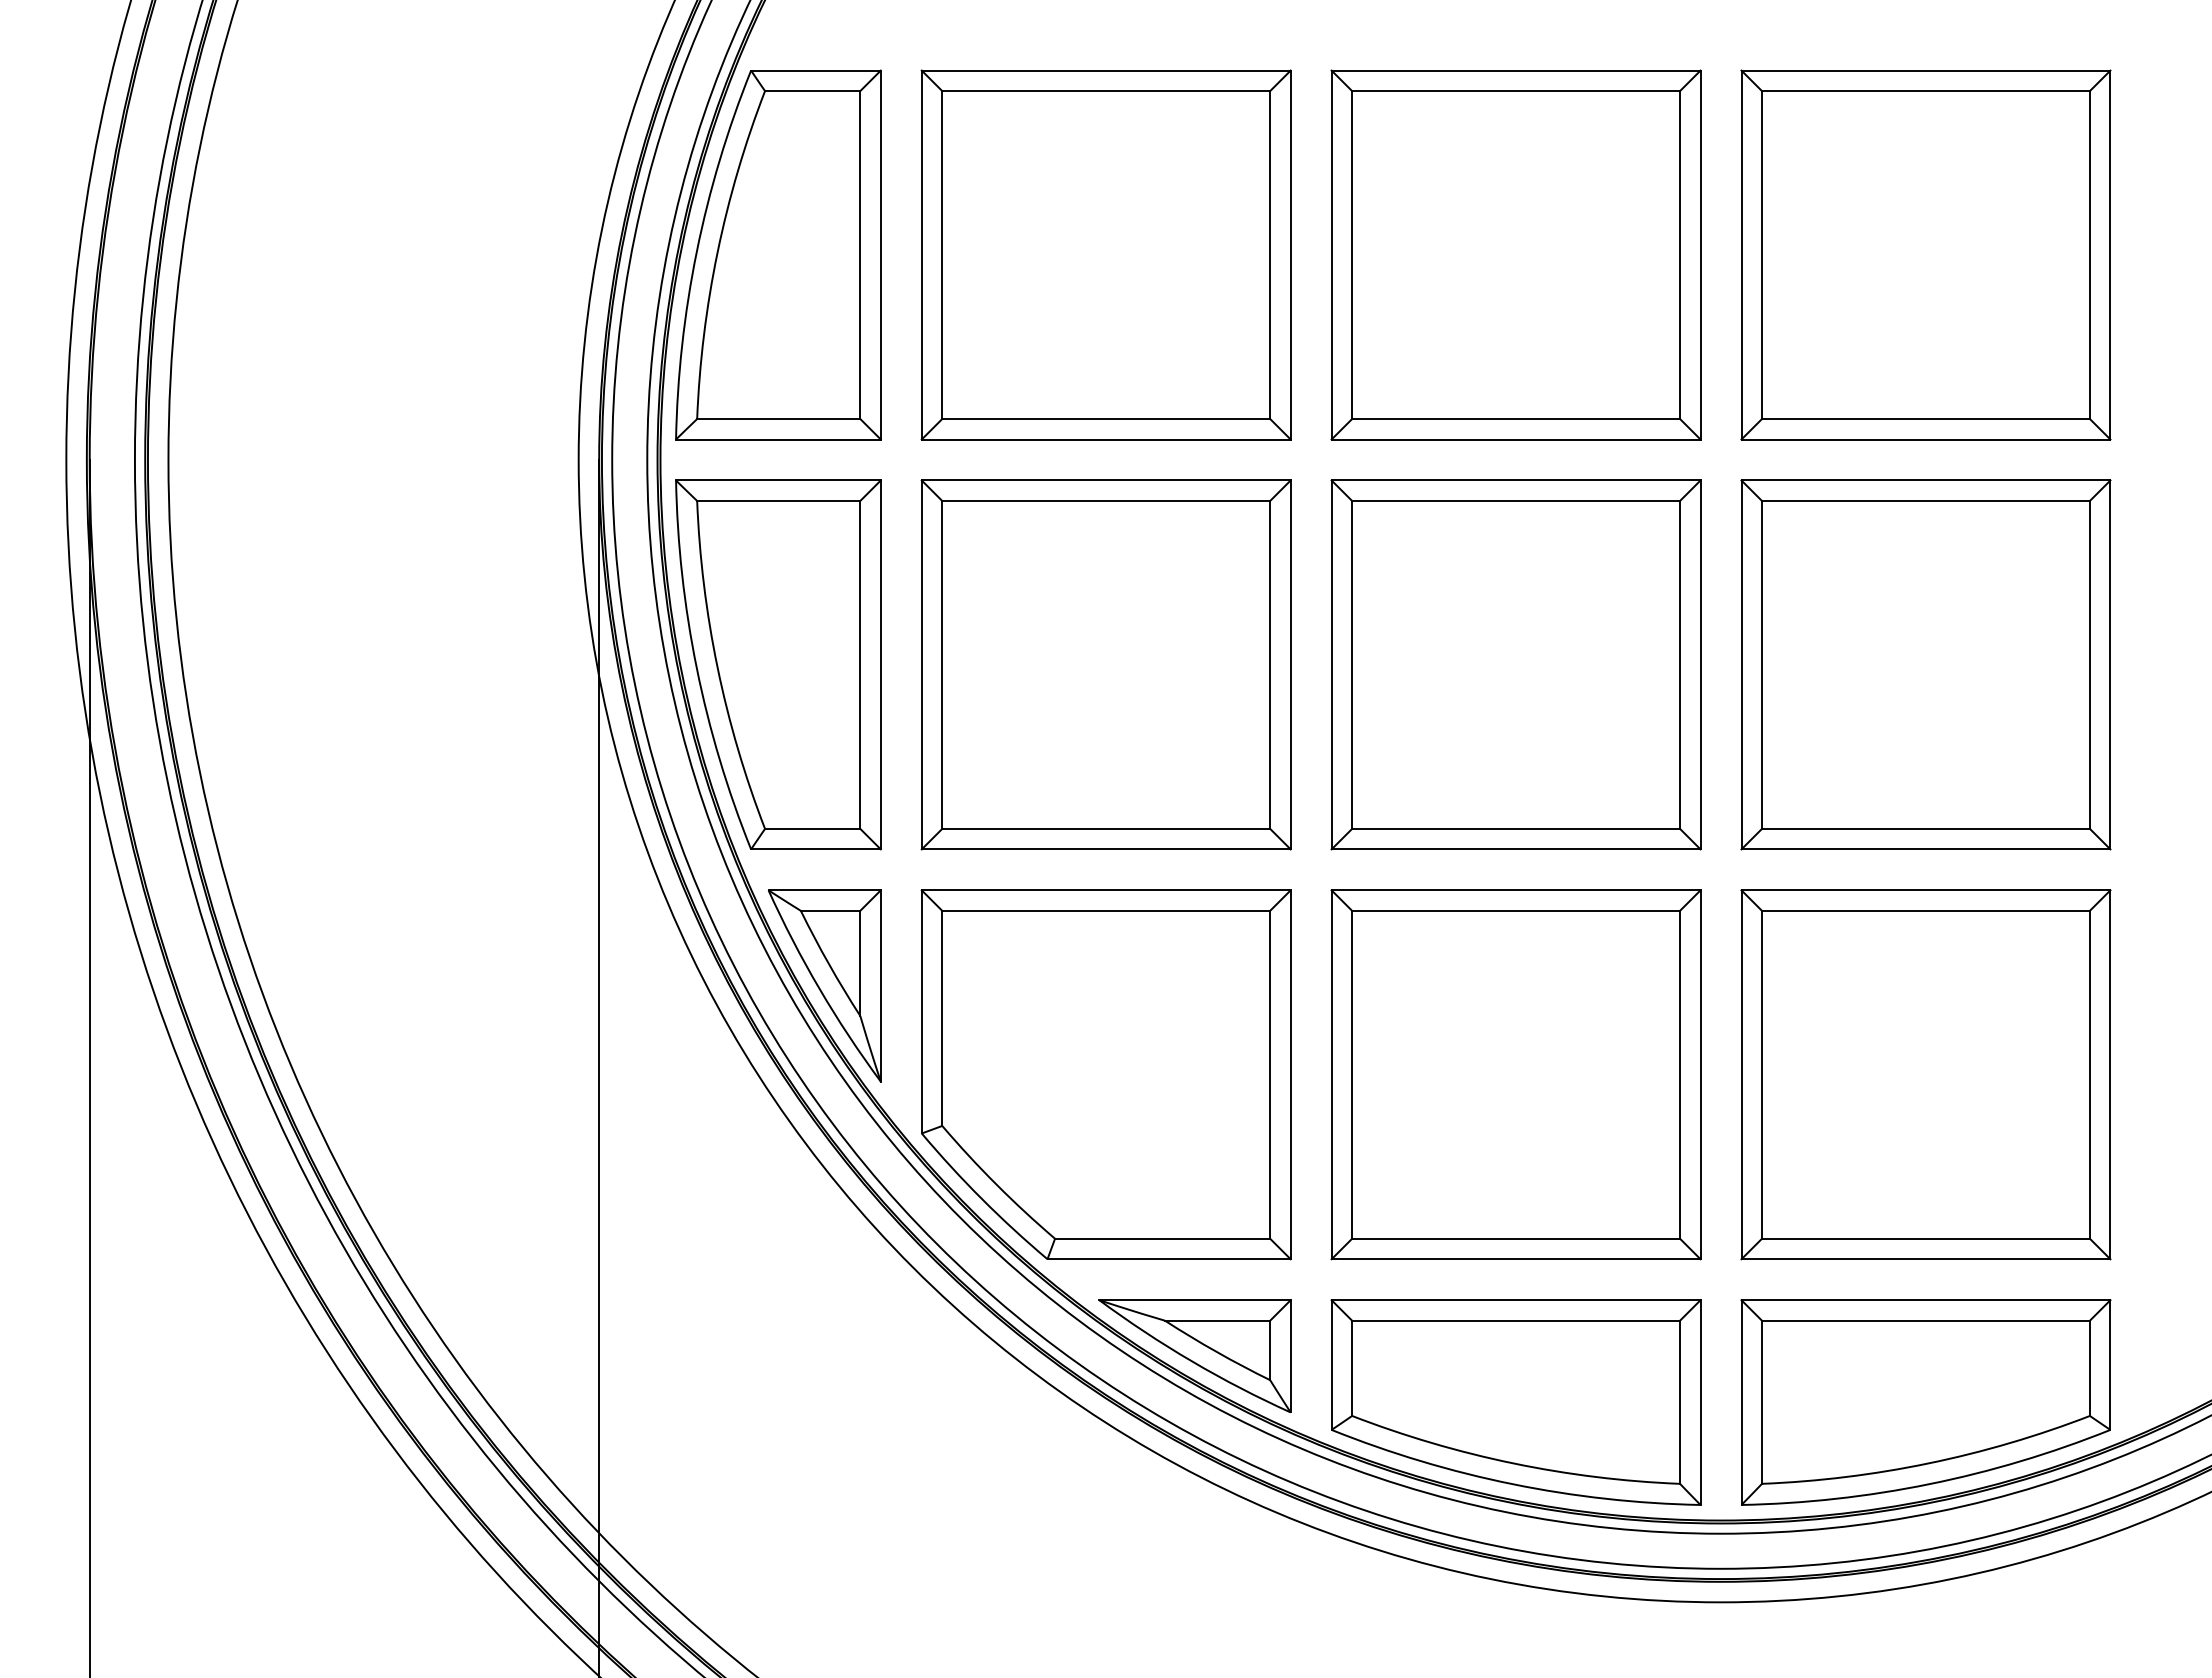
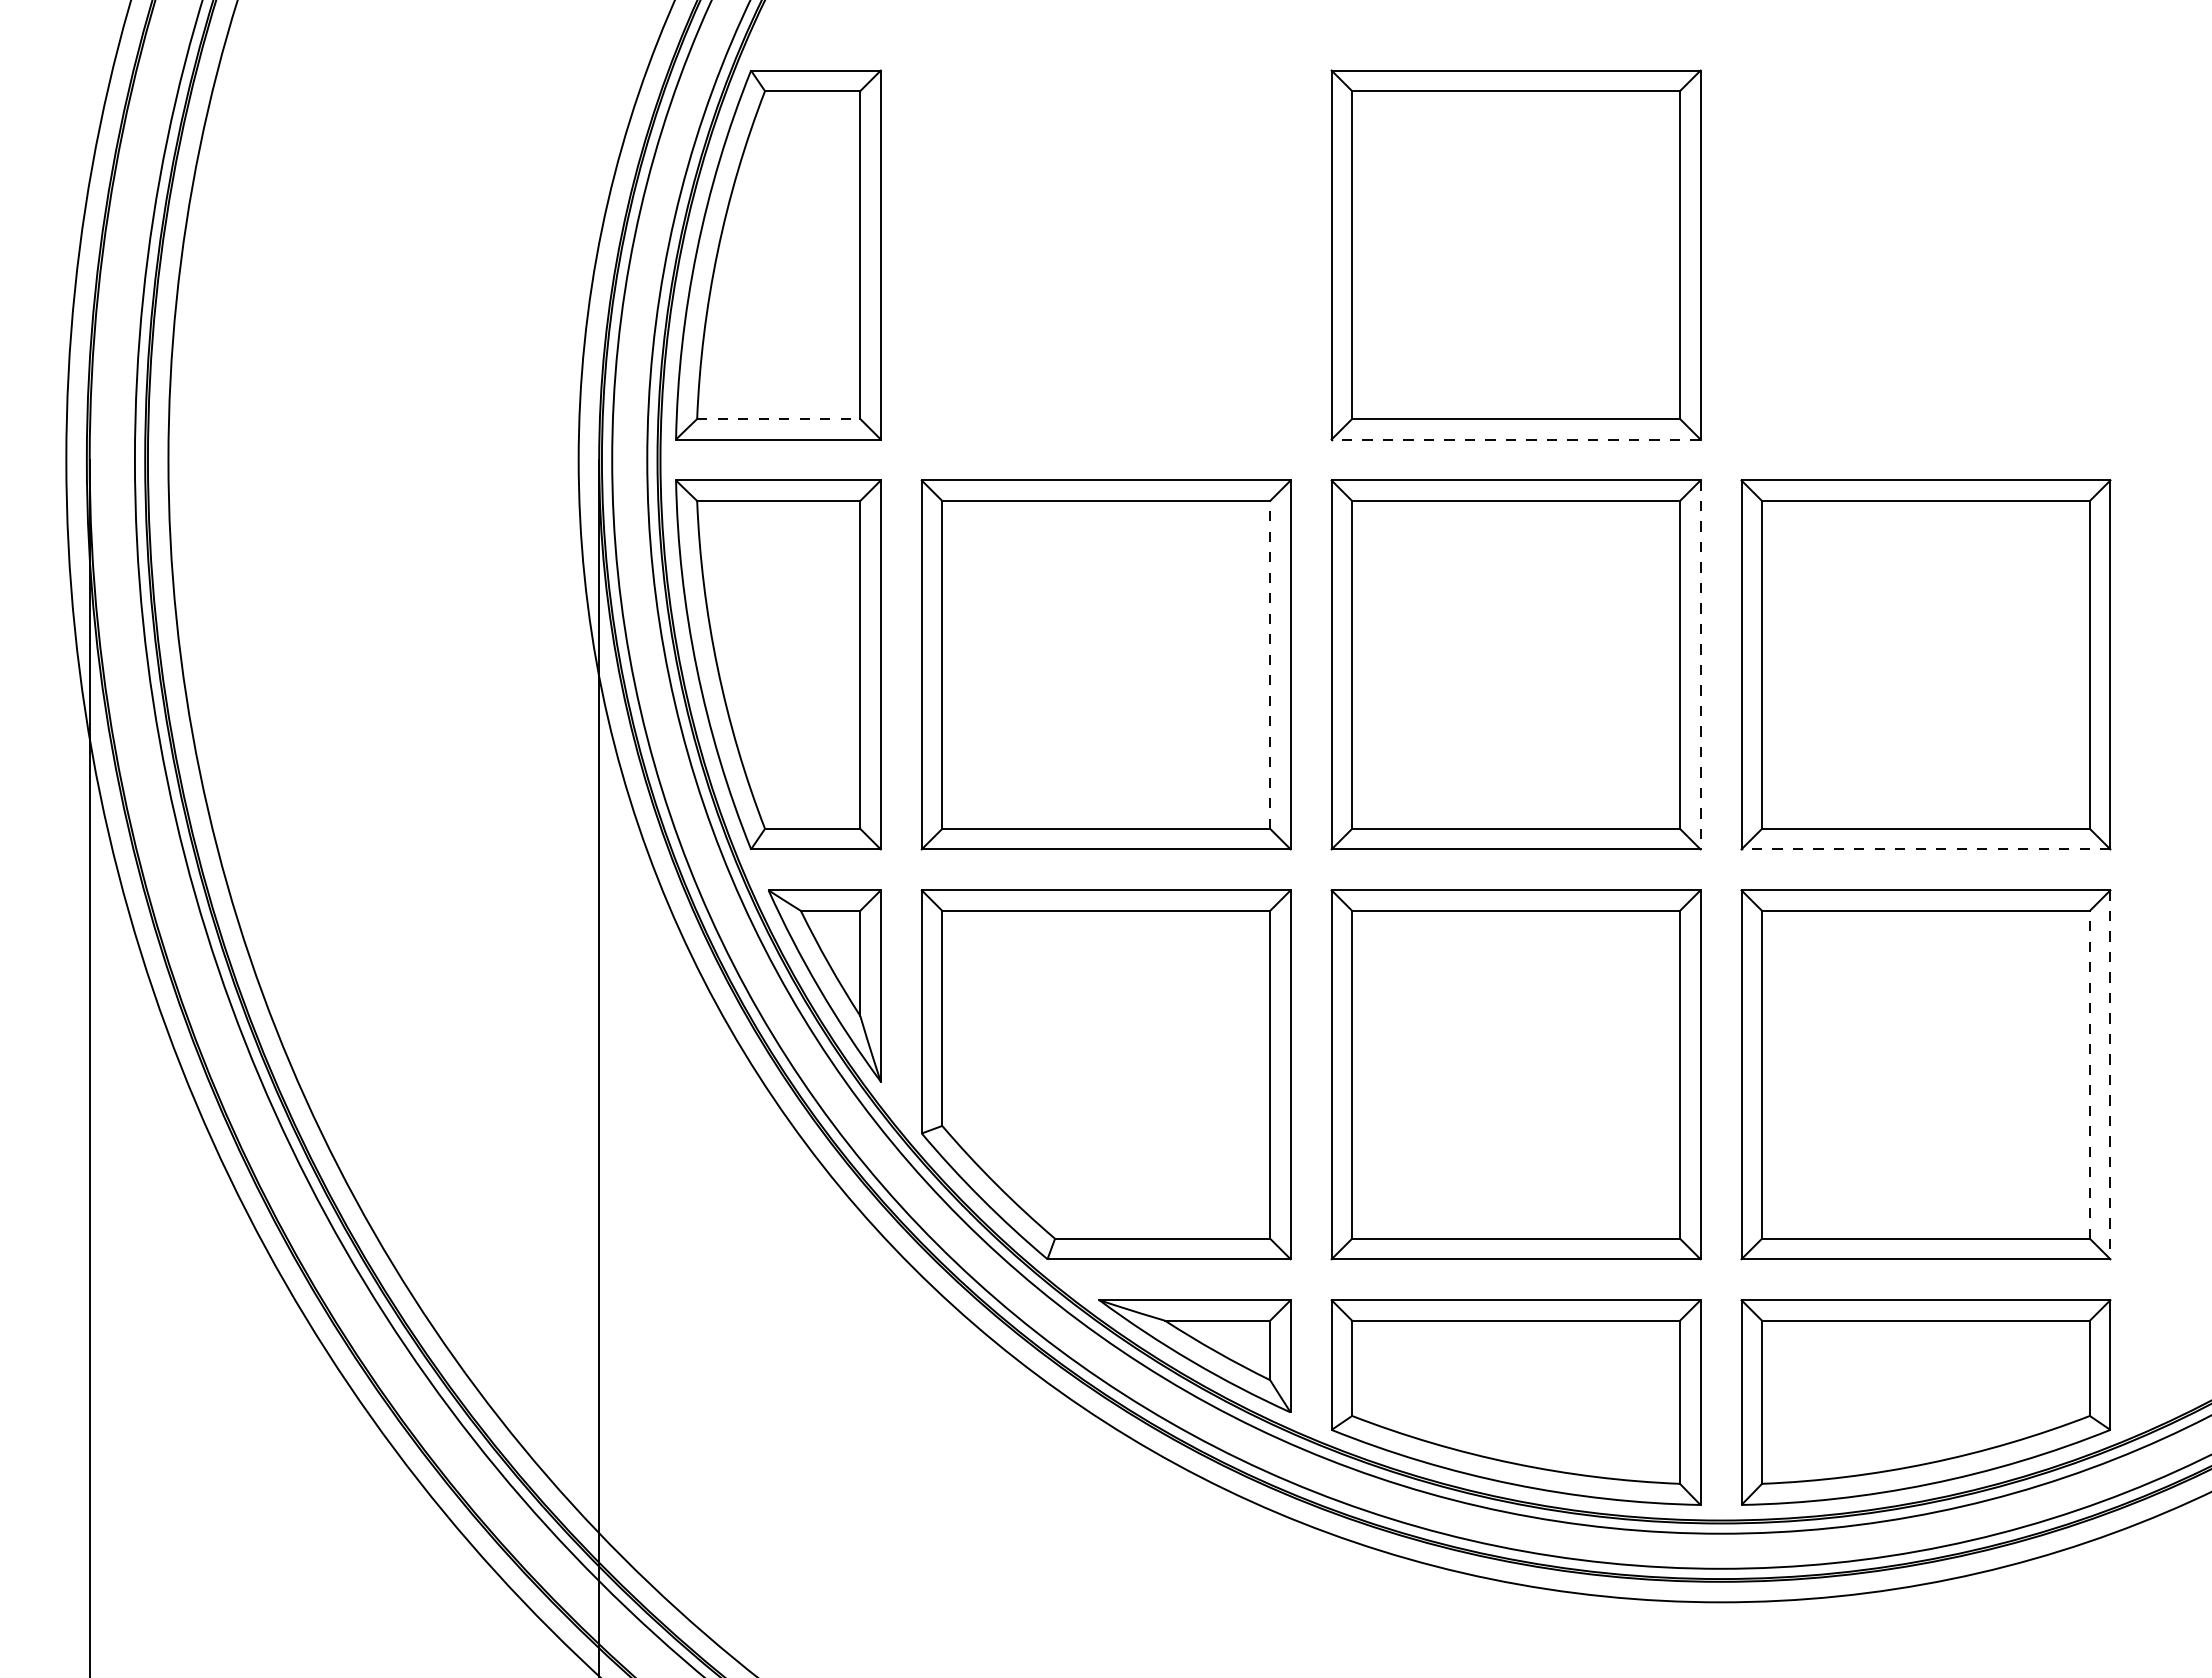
part: present -> none (1105, 254)
part: present -> none (1925, 254)
line: solid -> dashed (778, 419)
line: solid -> dashed (1515, 439)
line: solid -> dashed (1270, 664)
line: solid -> dashed (1700, 665)
line: solid -> dashed (1925, 849)
line: solid -> dashed (2089, 1074)
line: solid -> dashed (2110, 1075)
